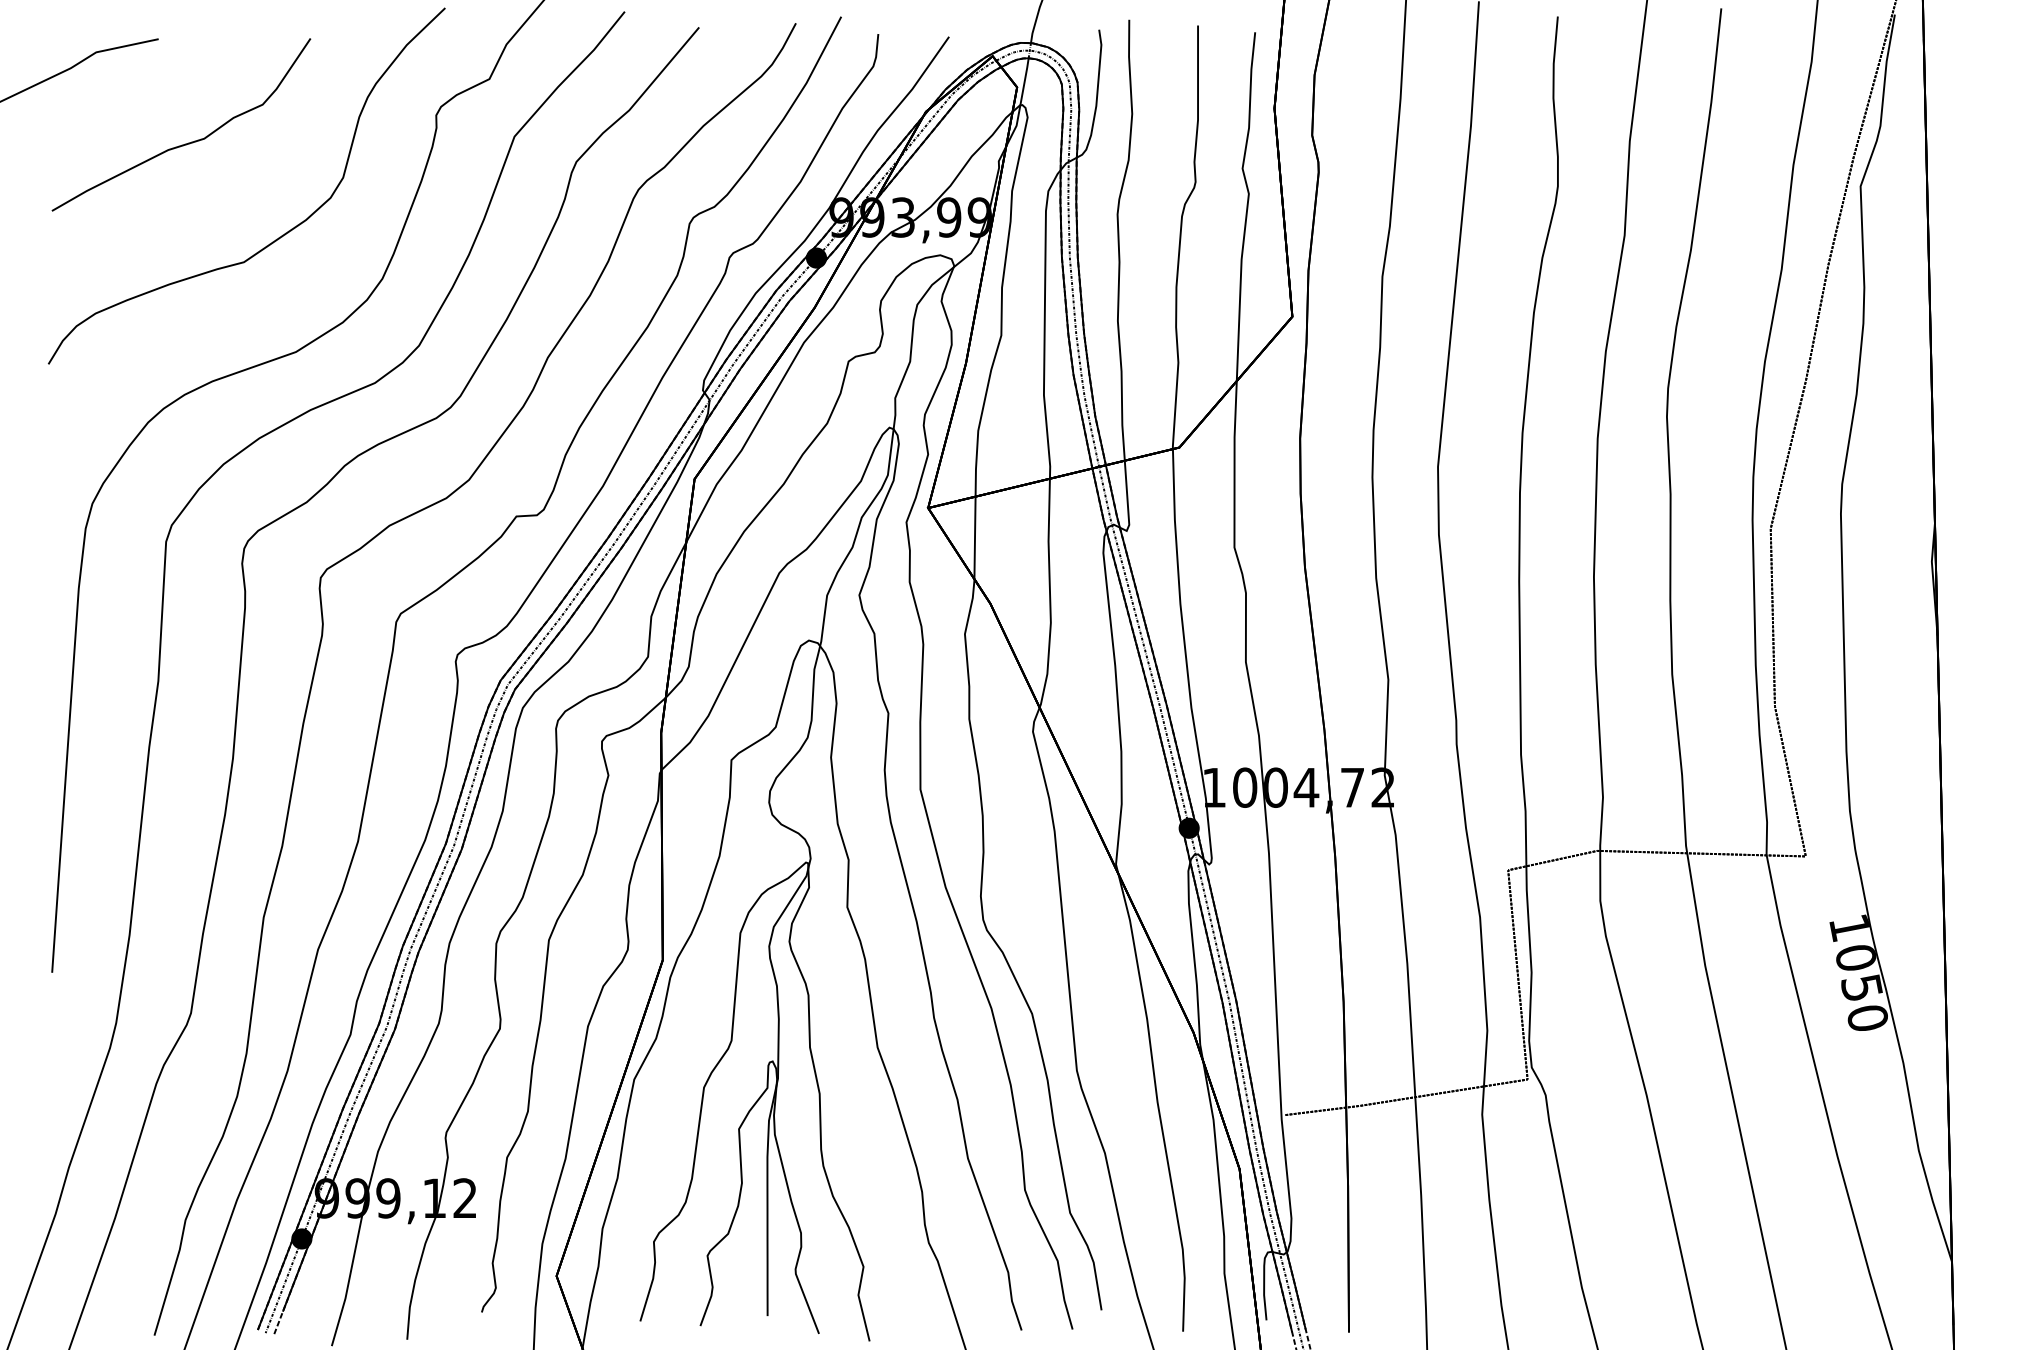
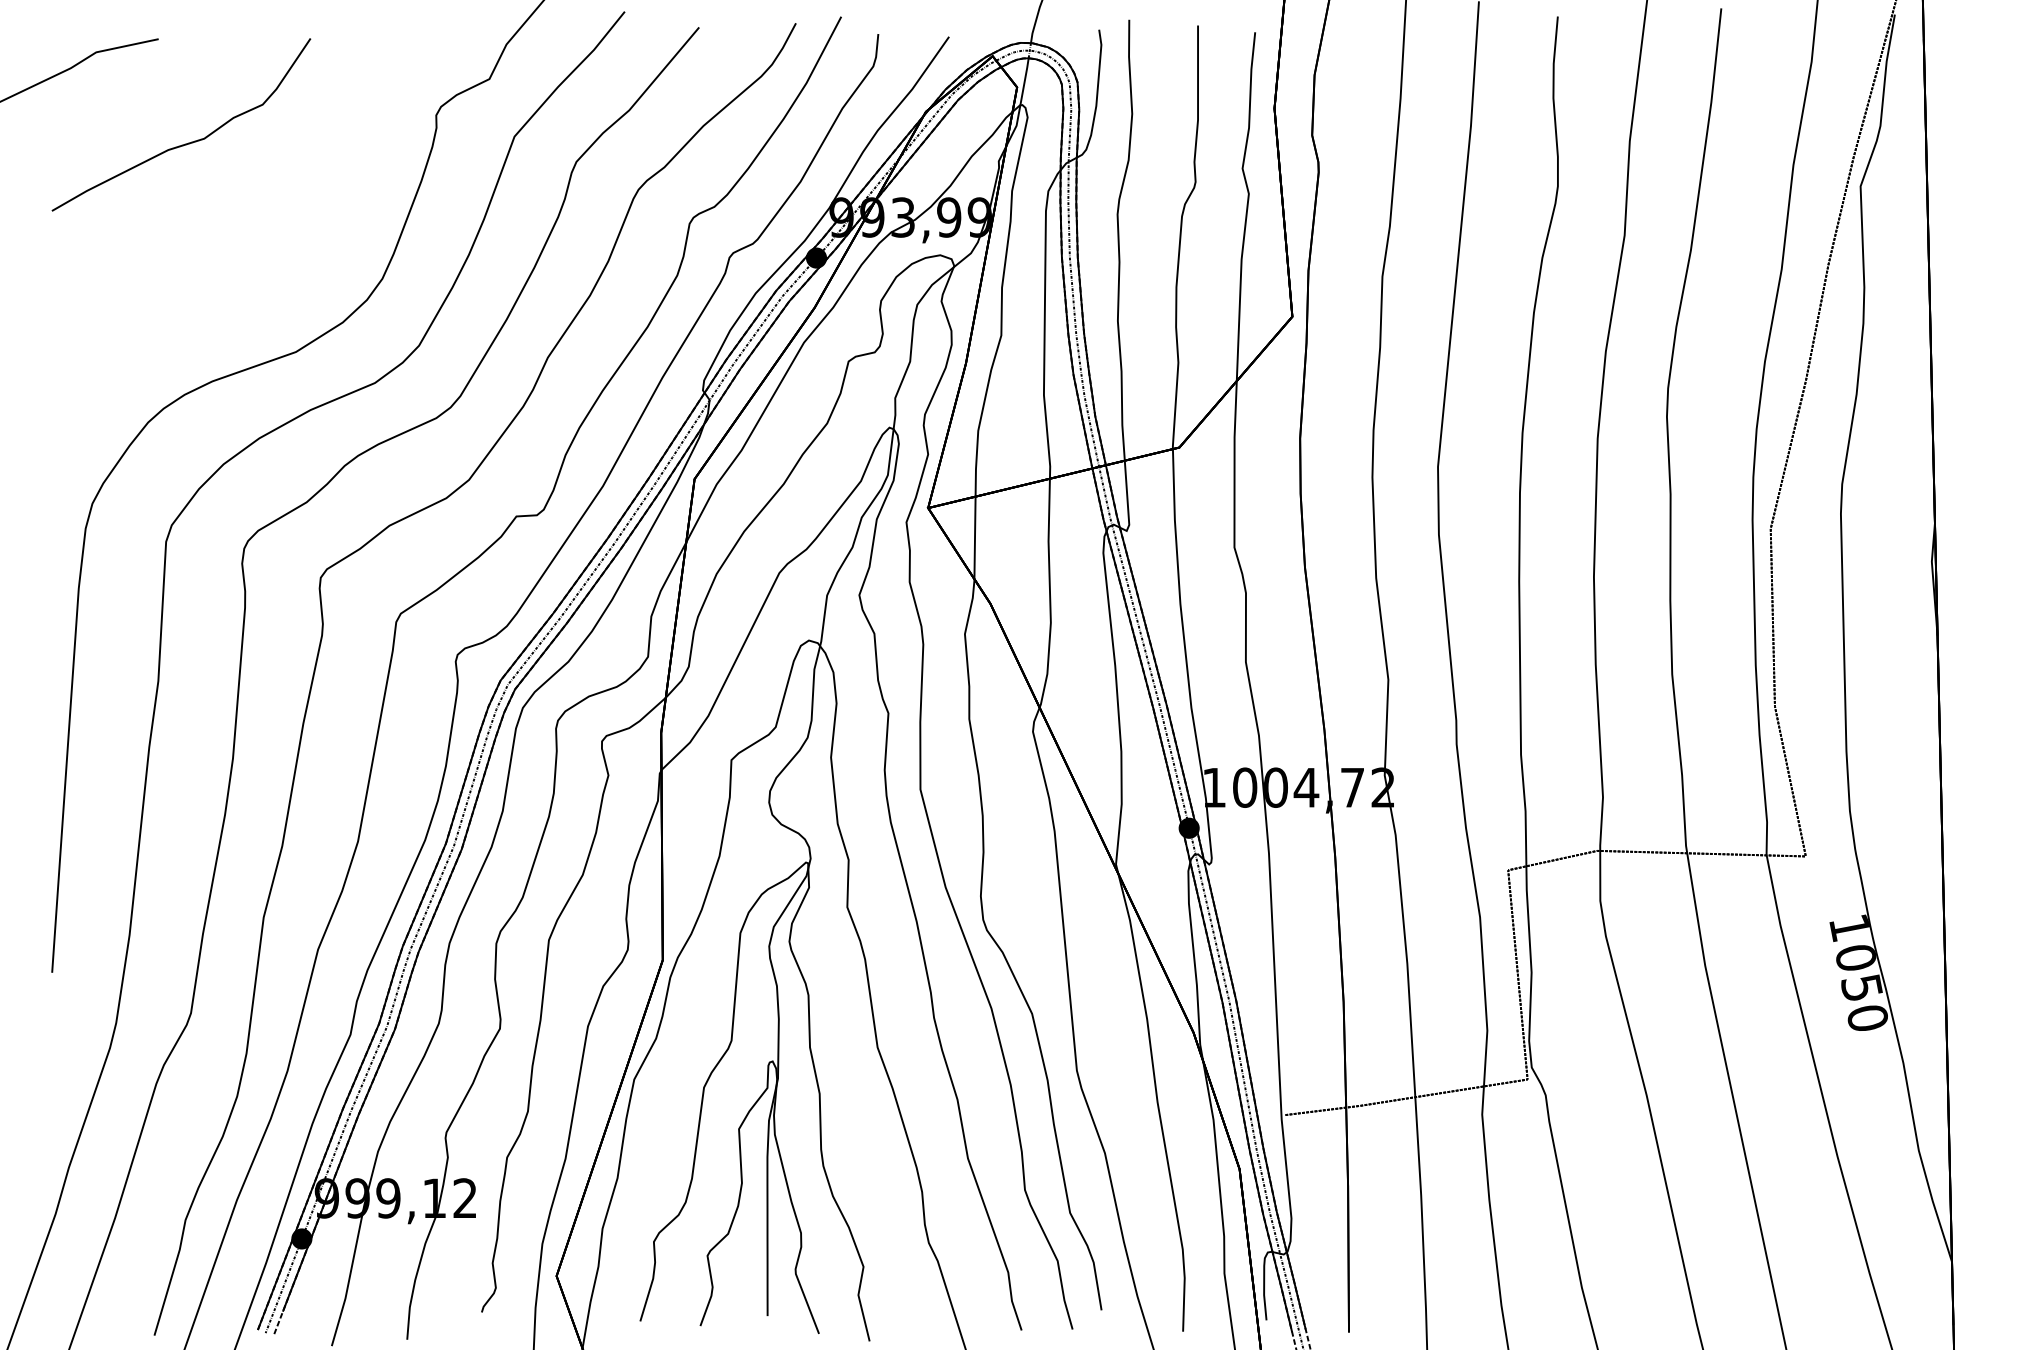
curve: present -> none (282, 234)
